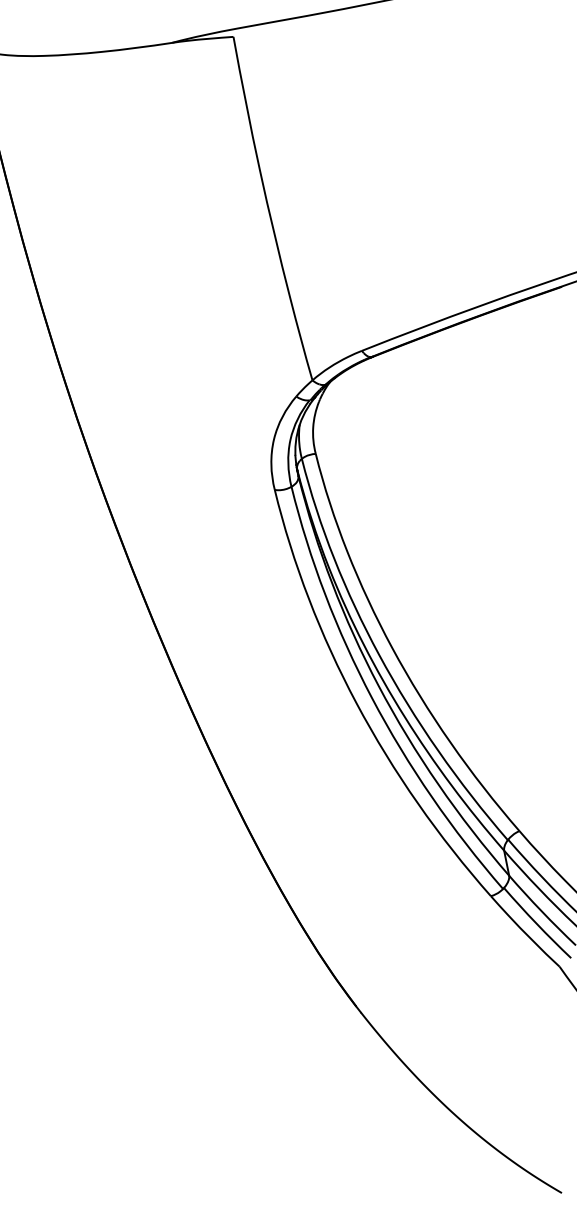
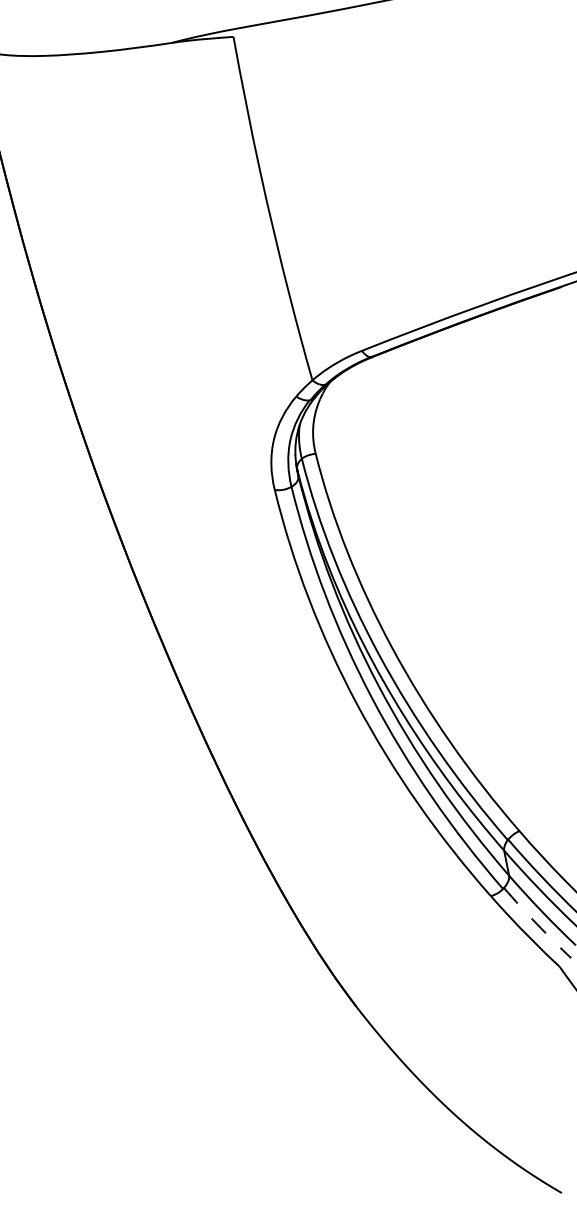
arc: solid -> dashed (536, 923)
